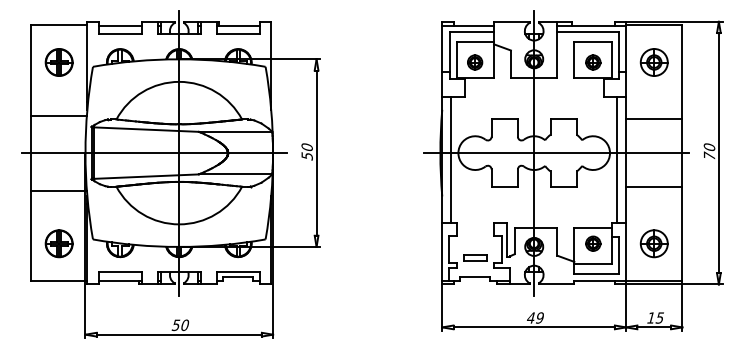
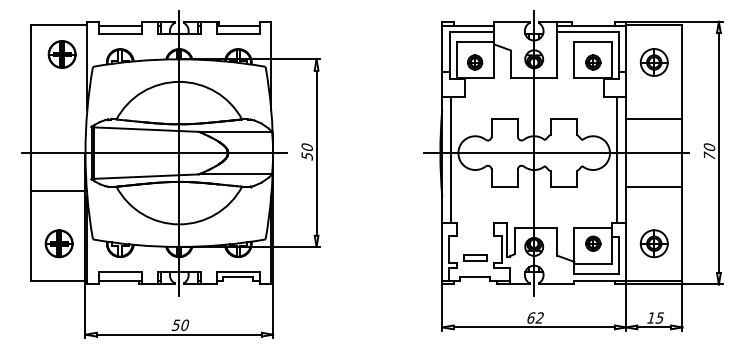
part position: (58, 62) -> (61, 54) (61, 54)
line: present -> none (58, 115)
text: 49 -> 62 (535, 317)
